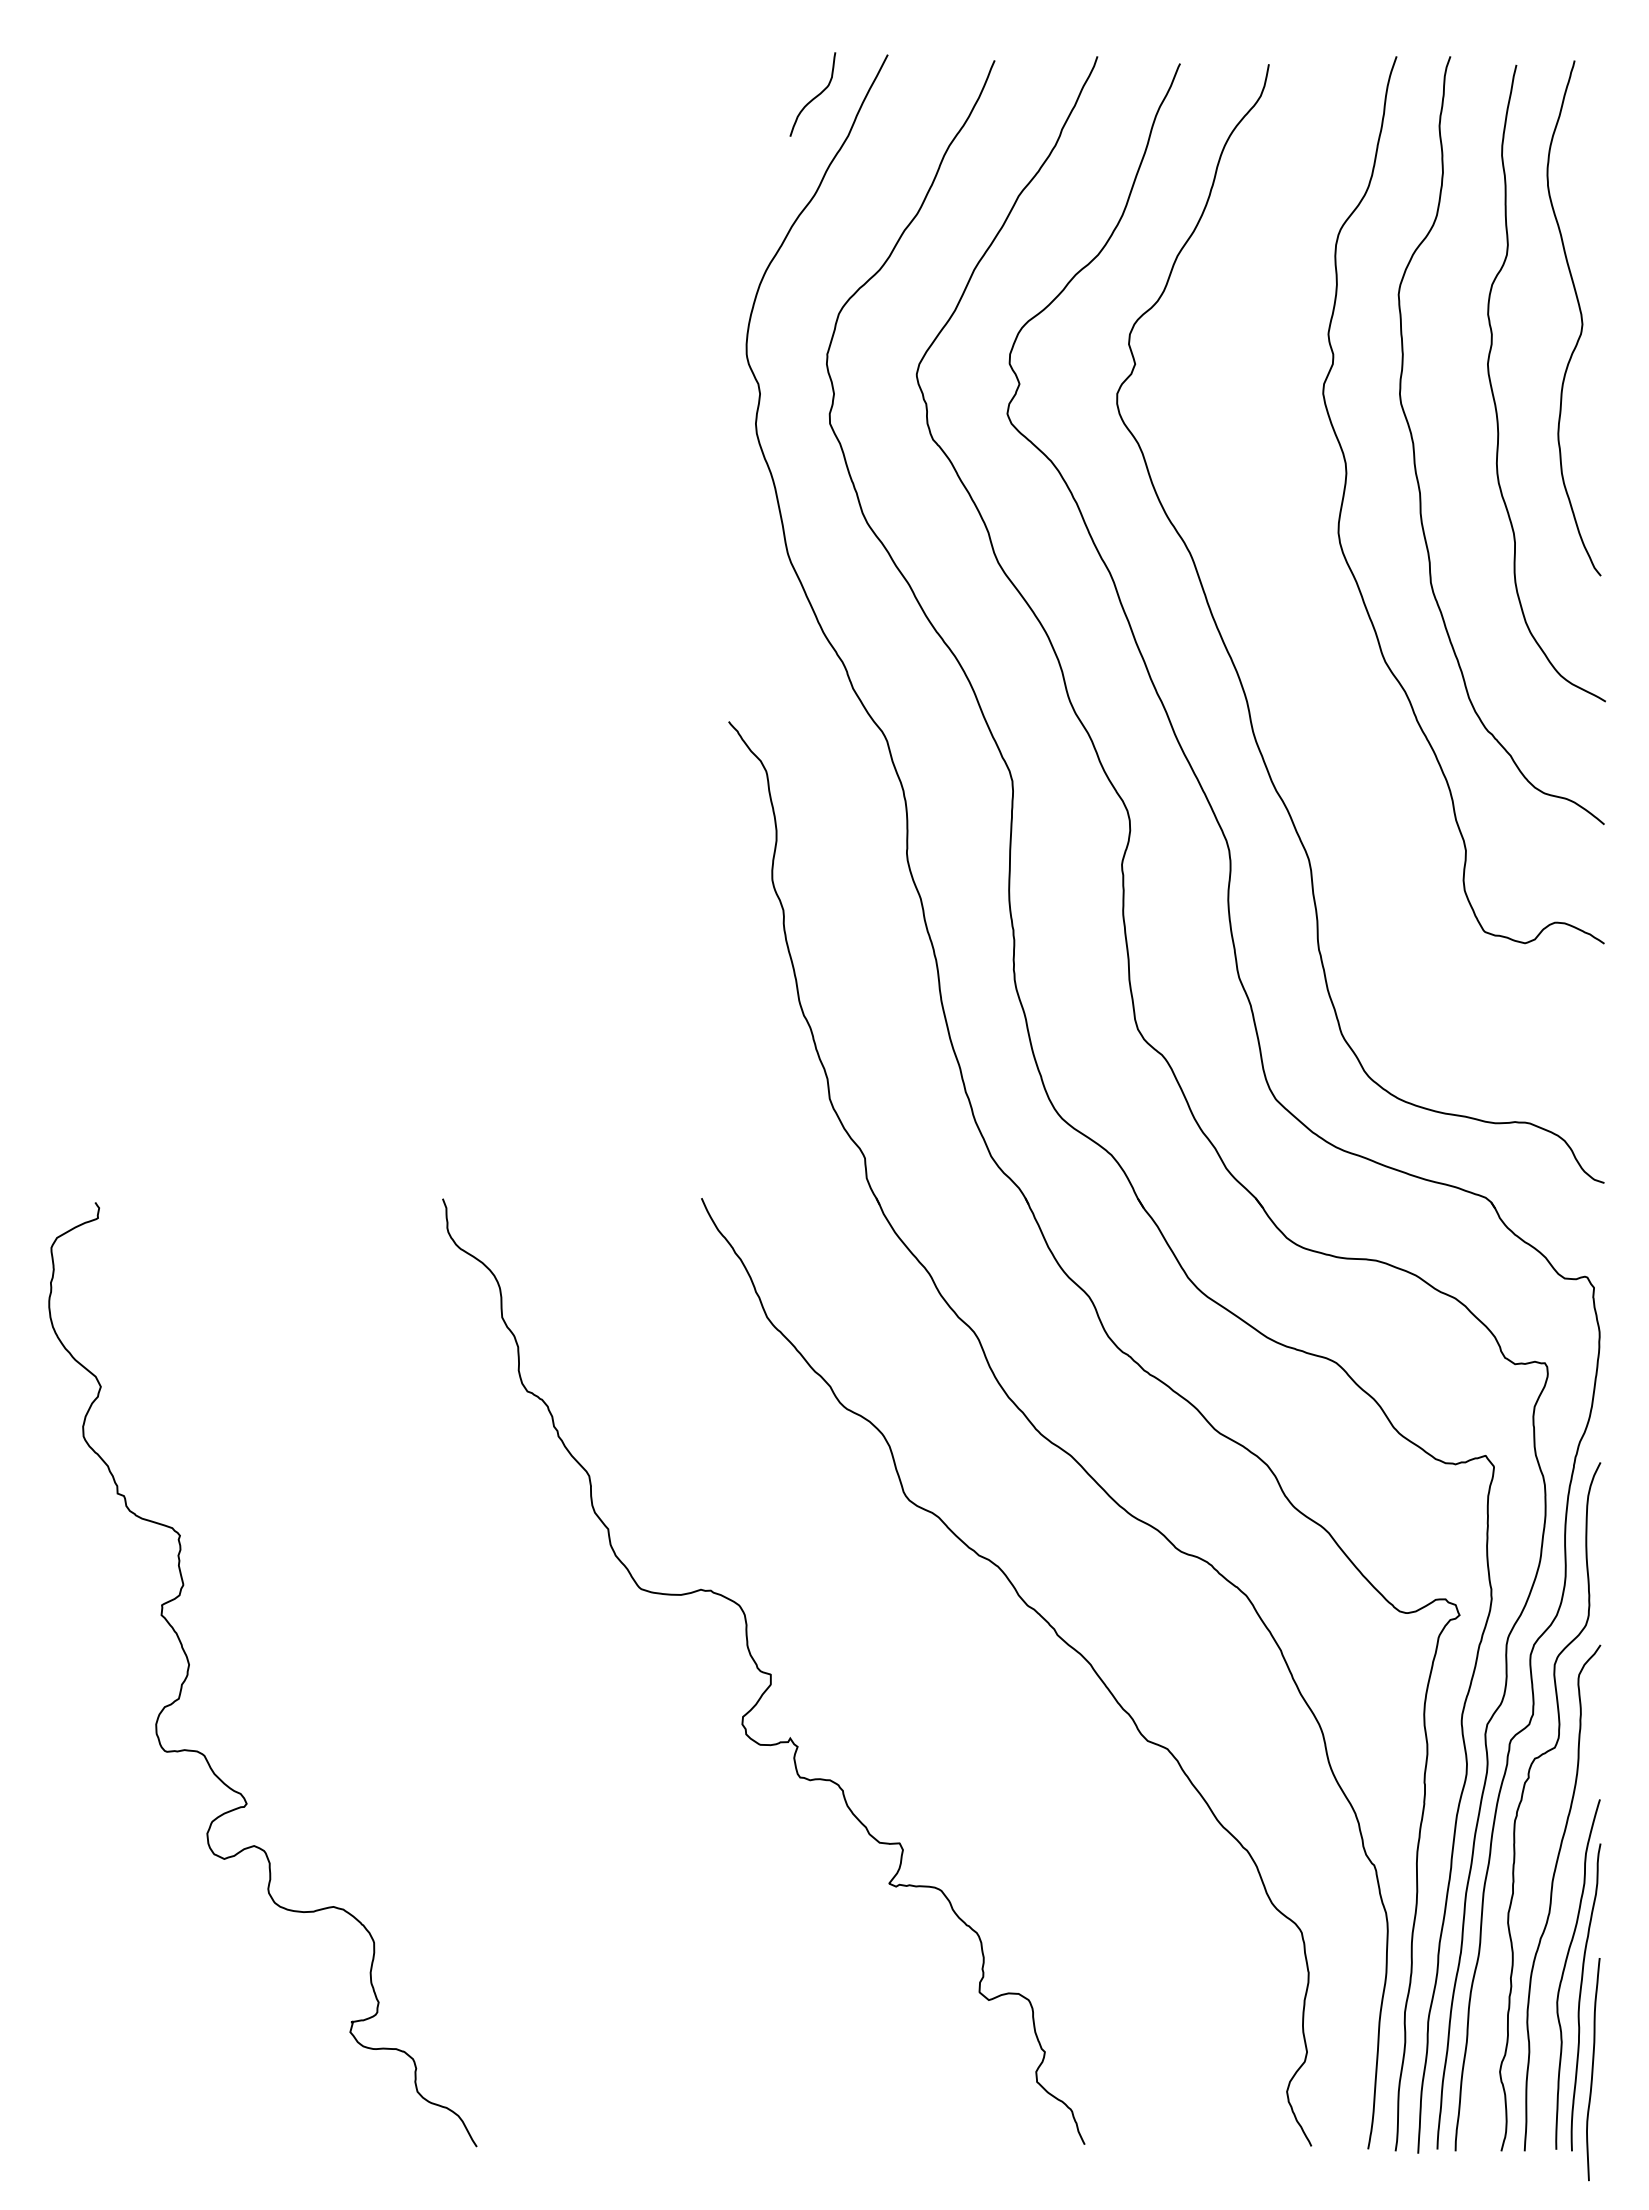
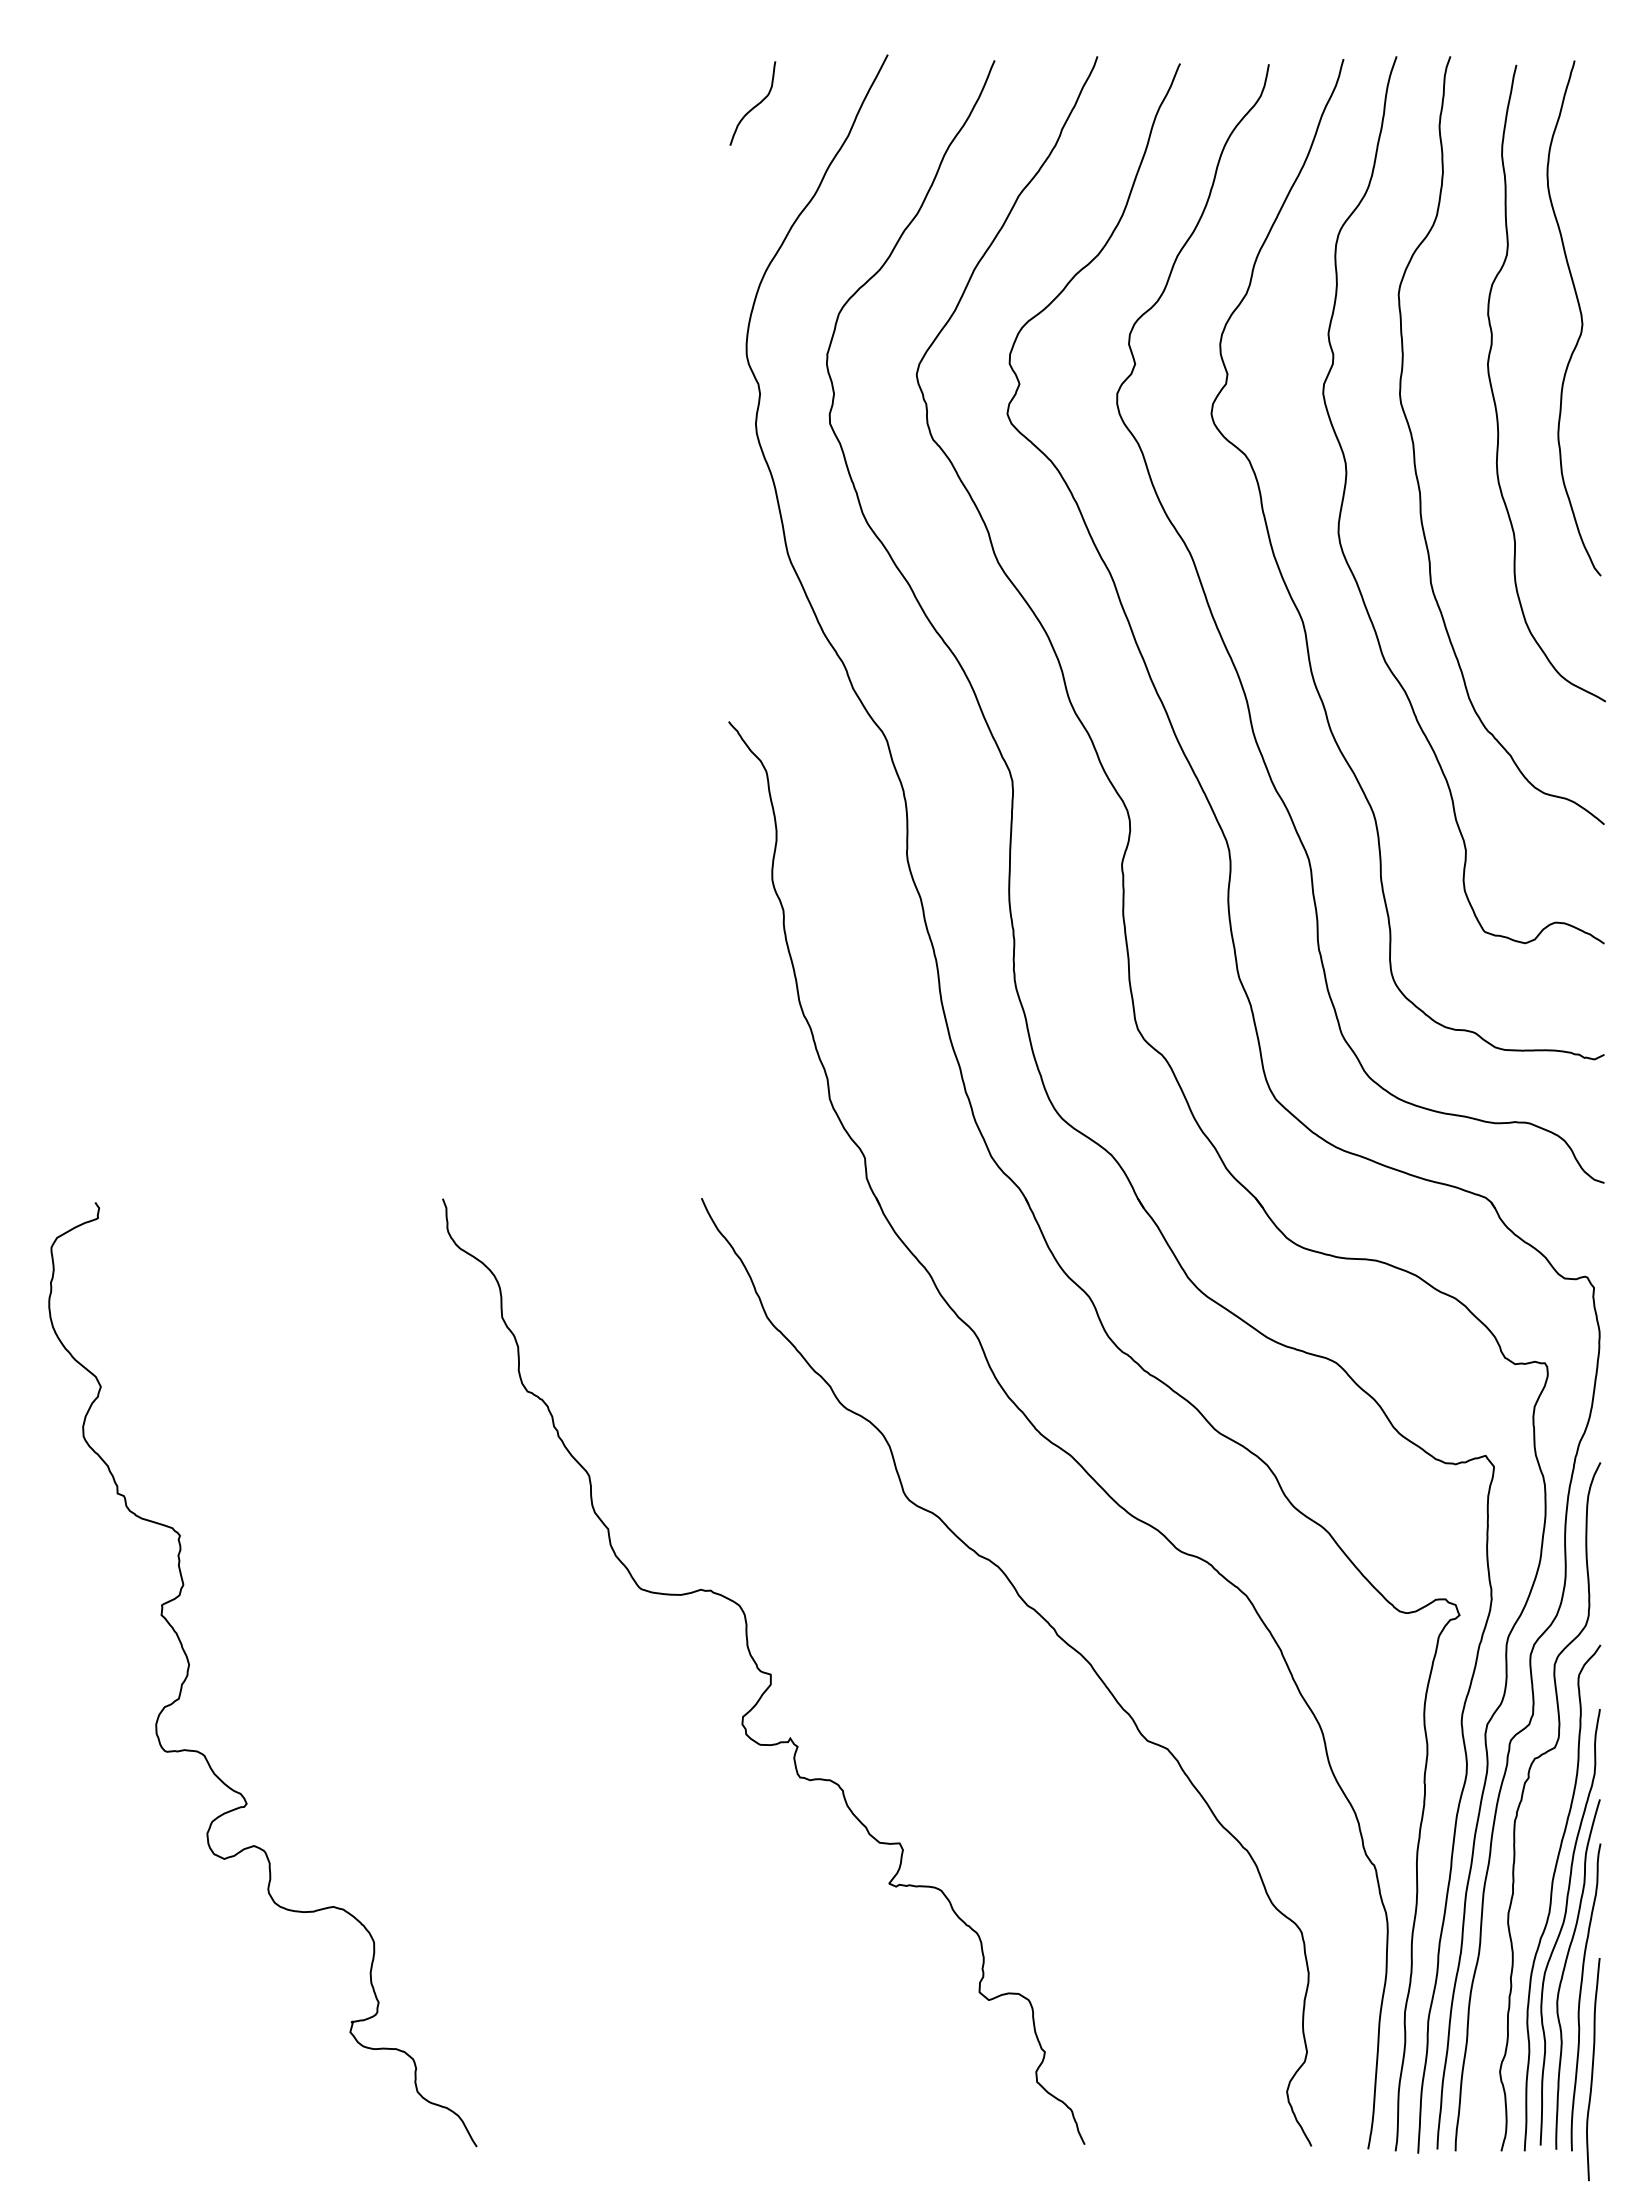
curve position: (813, 97) -> (753, 106) (753, 106)
curve: none -> present (1300, 613)
curve: none -> present (1563, 1926)
